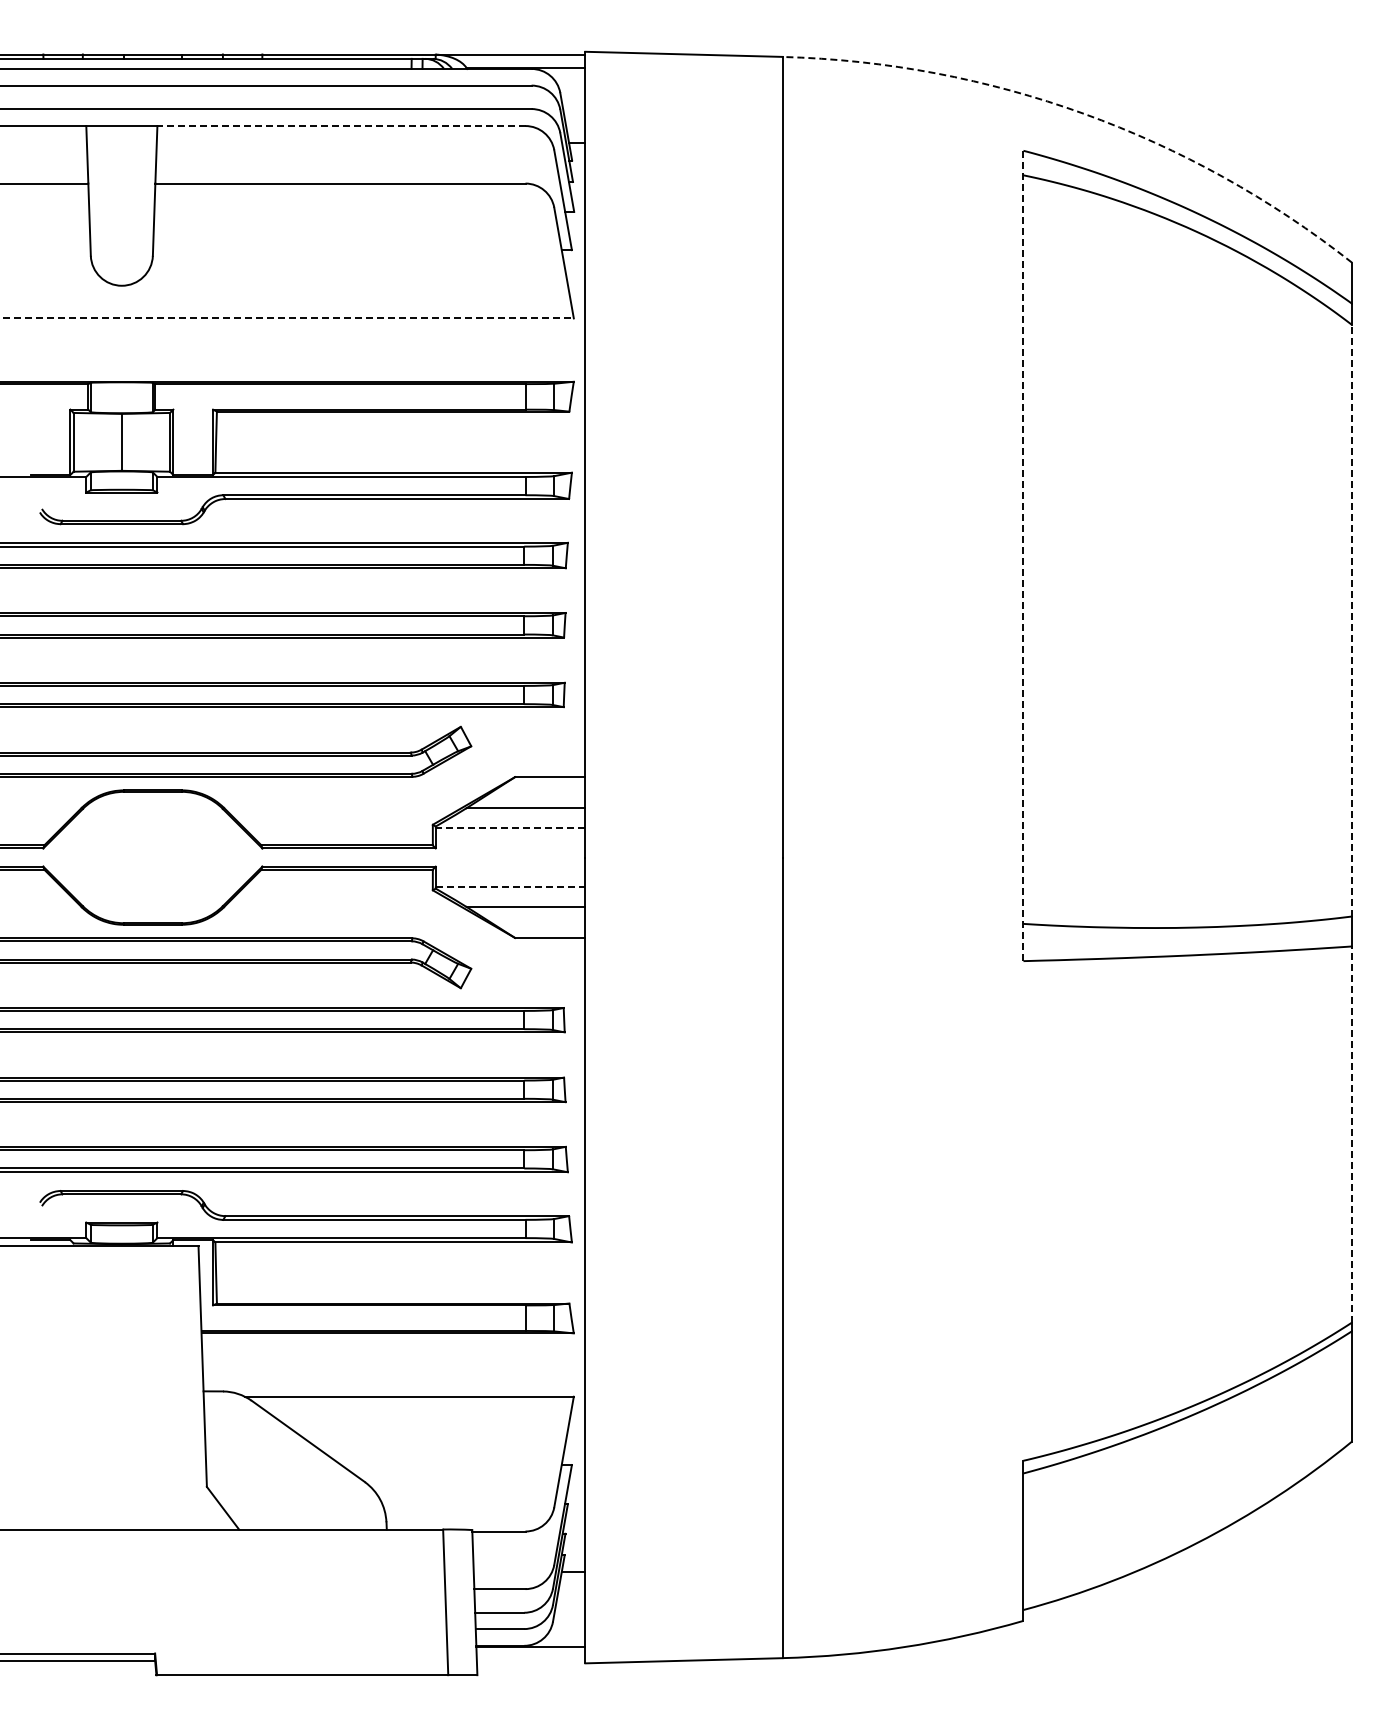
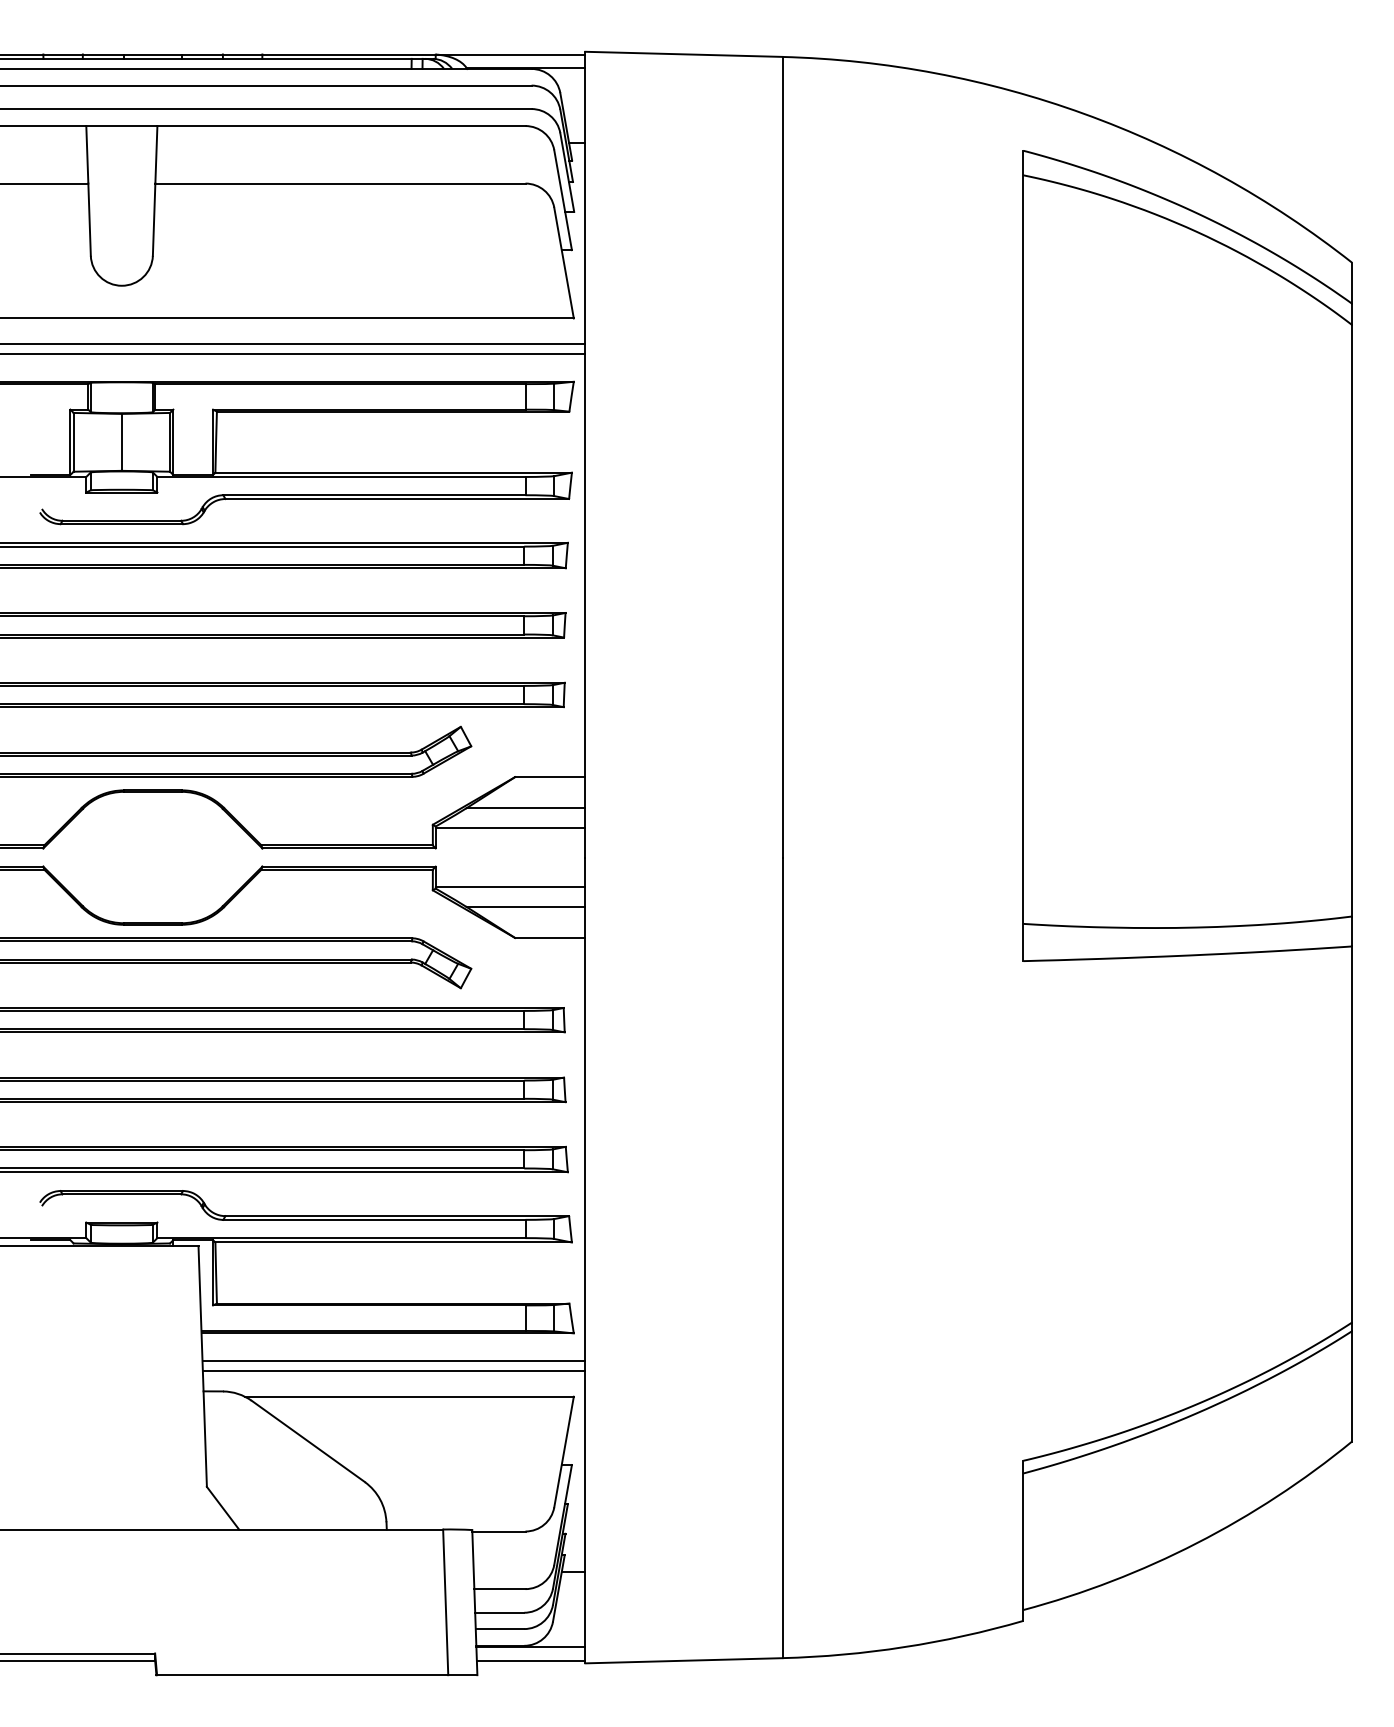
arc: dashed -> solid (1083, 113)
line: dashed -> solid (340, 126)
line: dashed -> solid (286, 318)
line: none -> present (293, 343)
line: none -> present (293, 354)
line: dashed -> solid (1023, 555)
line: dashed -> solid (1351, 620)
line: dashed -> solid (510, 828)
line: dashed -> solid (510, 886)
line: dashed -> solid (1351, 1134)
line: none -> present (393, 1360)
line: none -> present (393, 1371)
line: none -> present (530, 1660)
